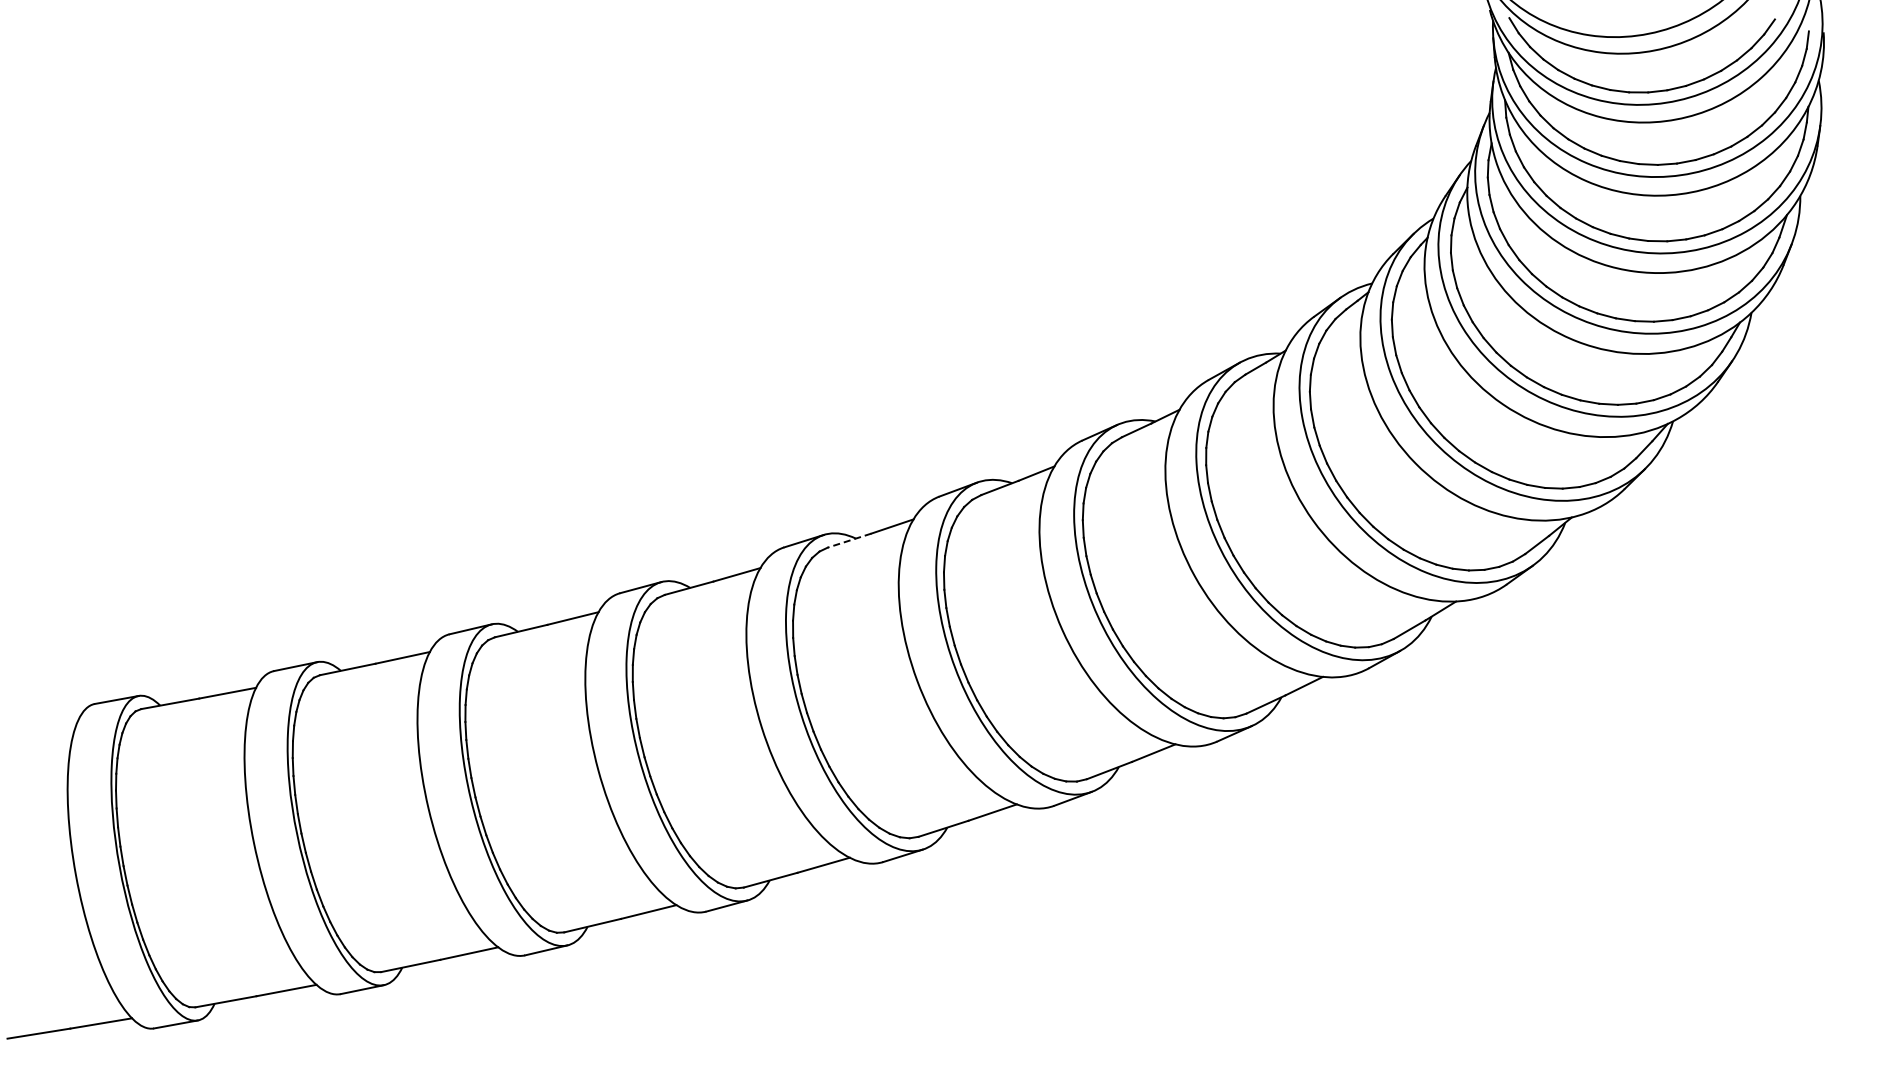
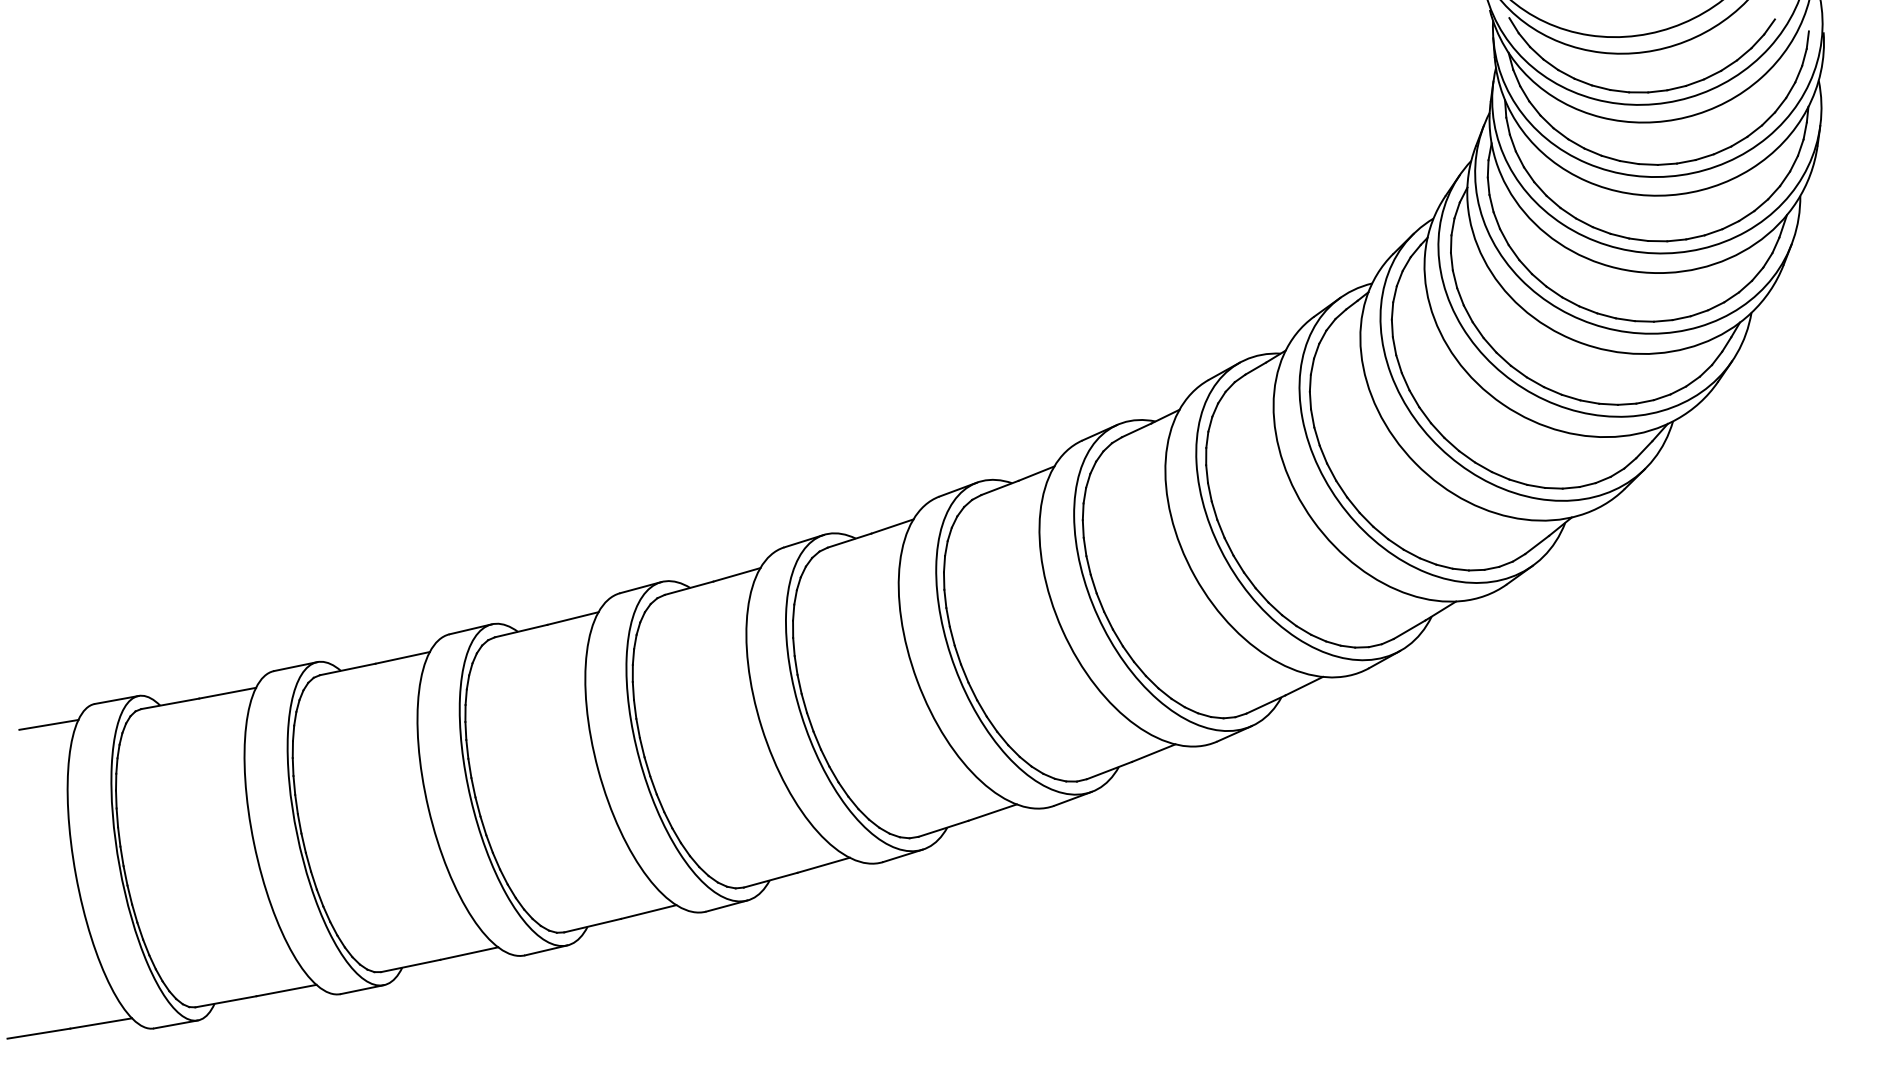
line: dashed -> solid (849, 540)
line: none -> present (48, 724)
